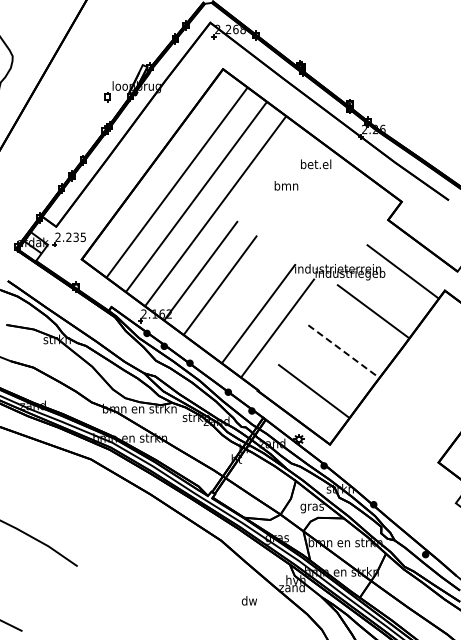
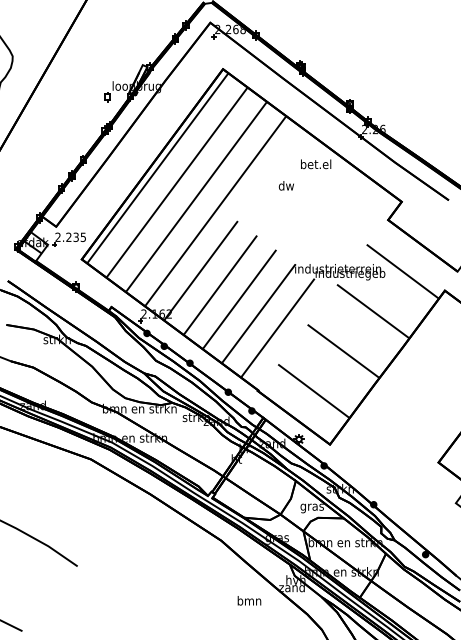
line: none -> present (157, 168)
text: bmn -> dw (286, 185)
line: none -> present (239, 299)
line: dashed -> solid (343, 351)
text: dw -> bmn (249, 600)
